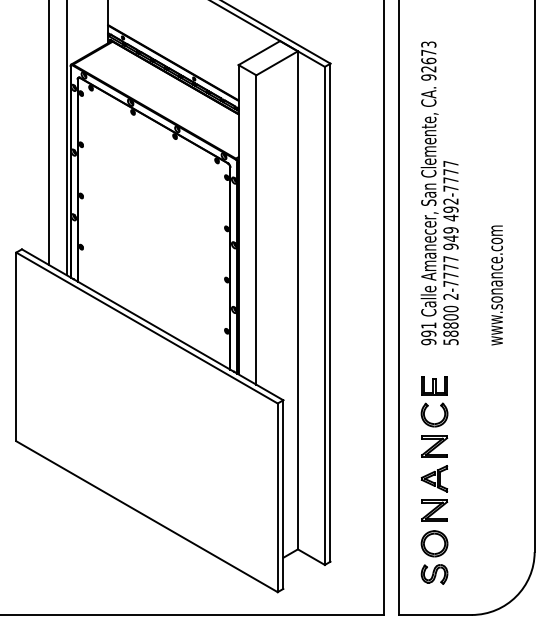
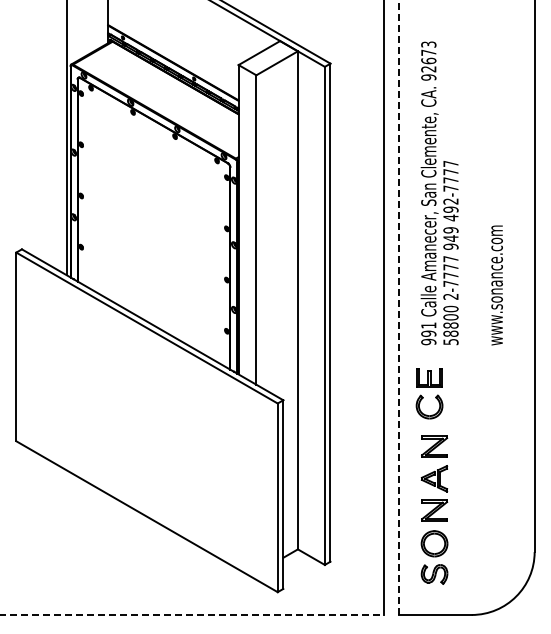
line: present -> none (48, 133)
line: solid -> dashed (399, 308)
part position: (434, 401) -> (429, 393) (429, 393)
line: solid -> dashed (192, 614)
